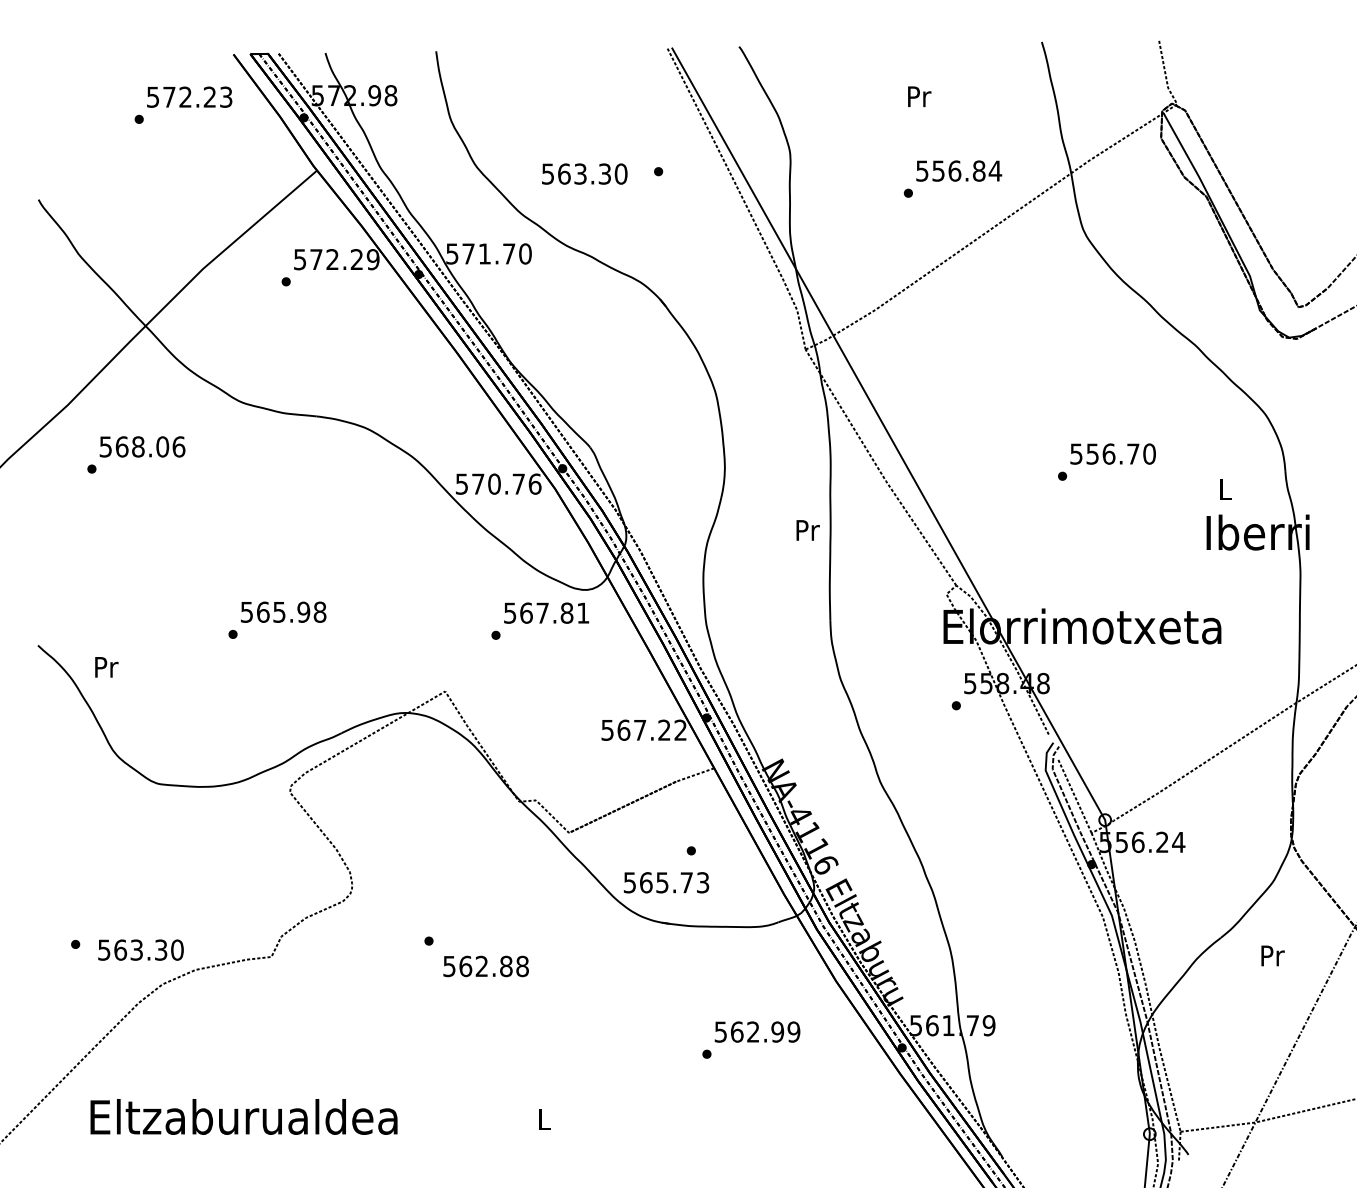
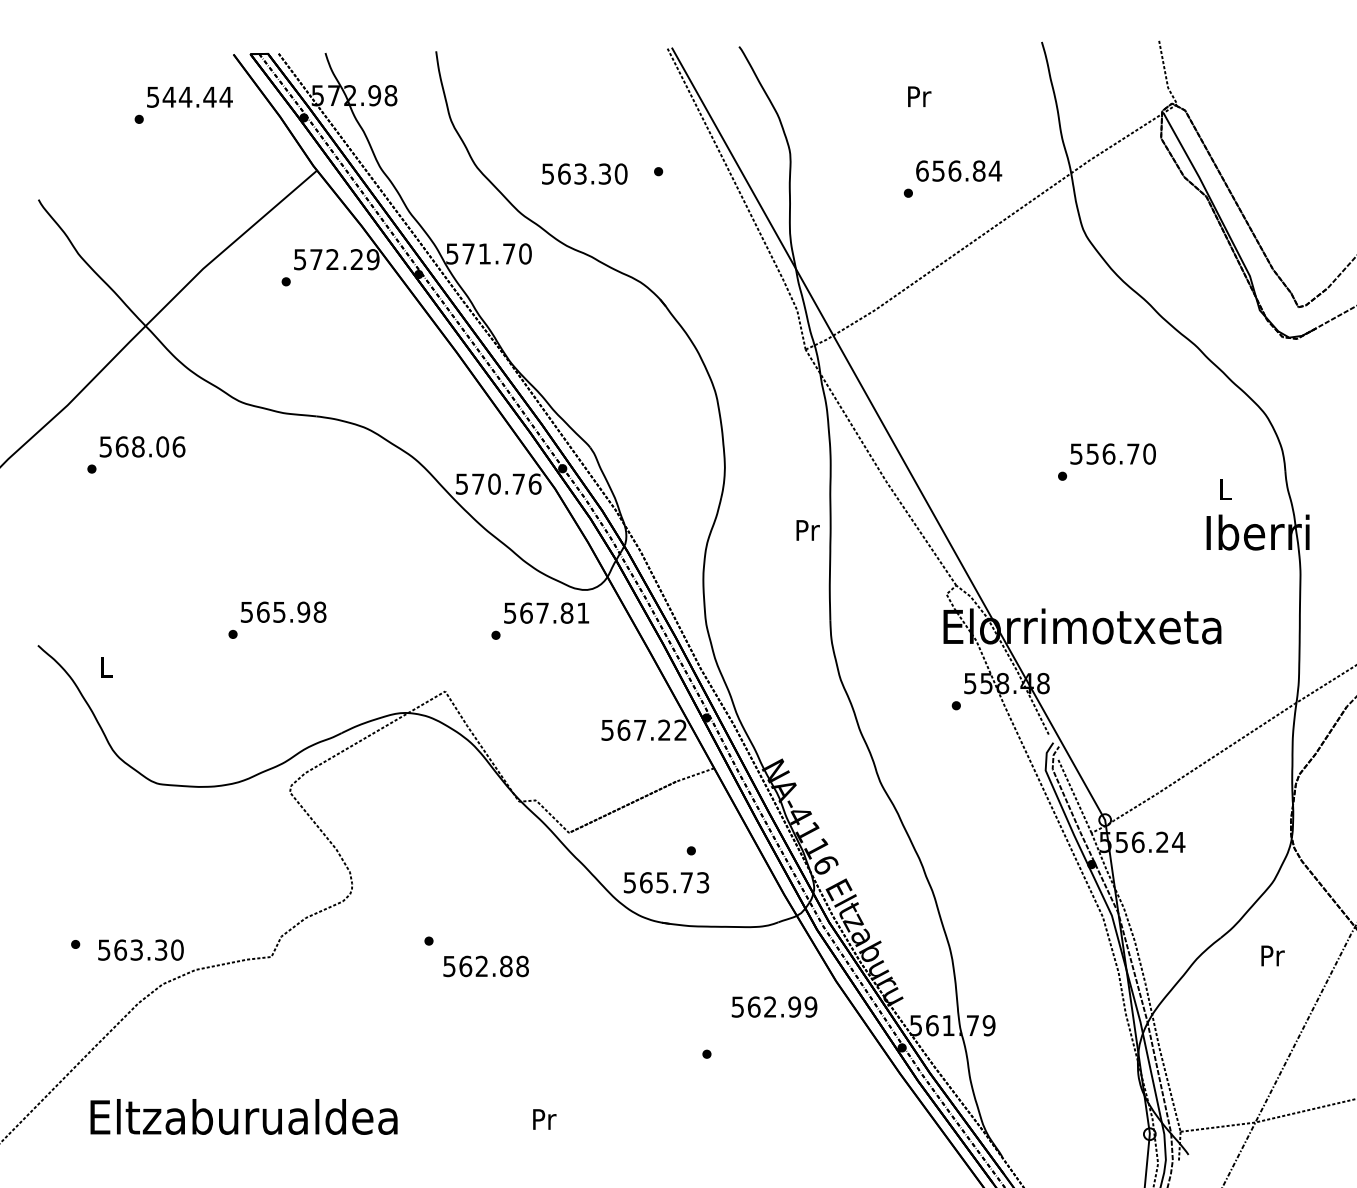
text: 572.23 -> 544.44 (197, 96)
text: 556.84 -> 656.84 (922, 170)
text: Pr -> L (106, 667)
text position: (757, 1031) -> (774, 1006) (774, 1006)
text: L -> Pr (544, 1119)
